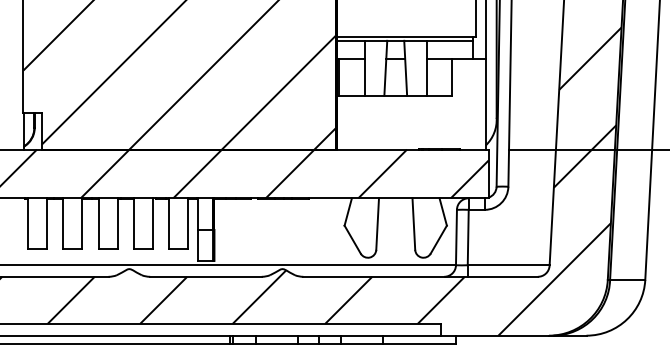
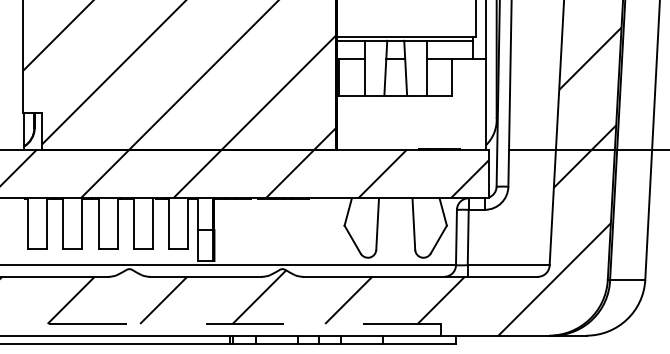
line: solid -> dashed (221, 323)
